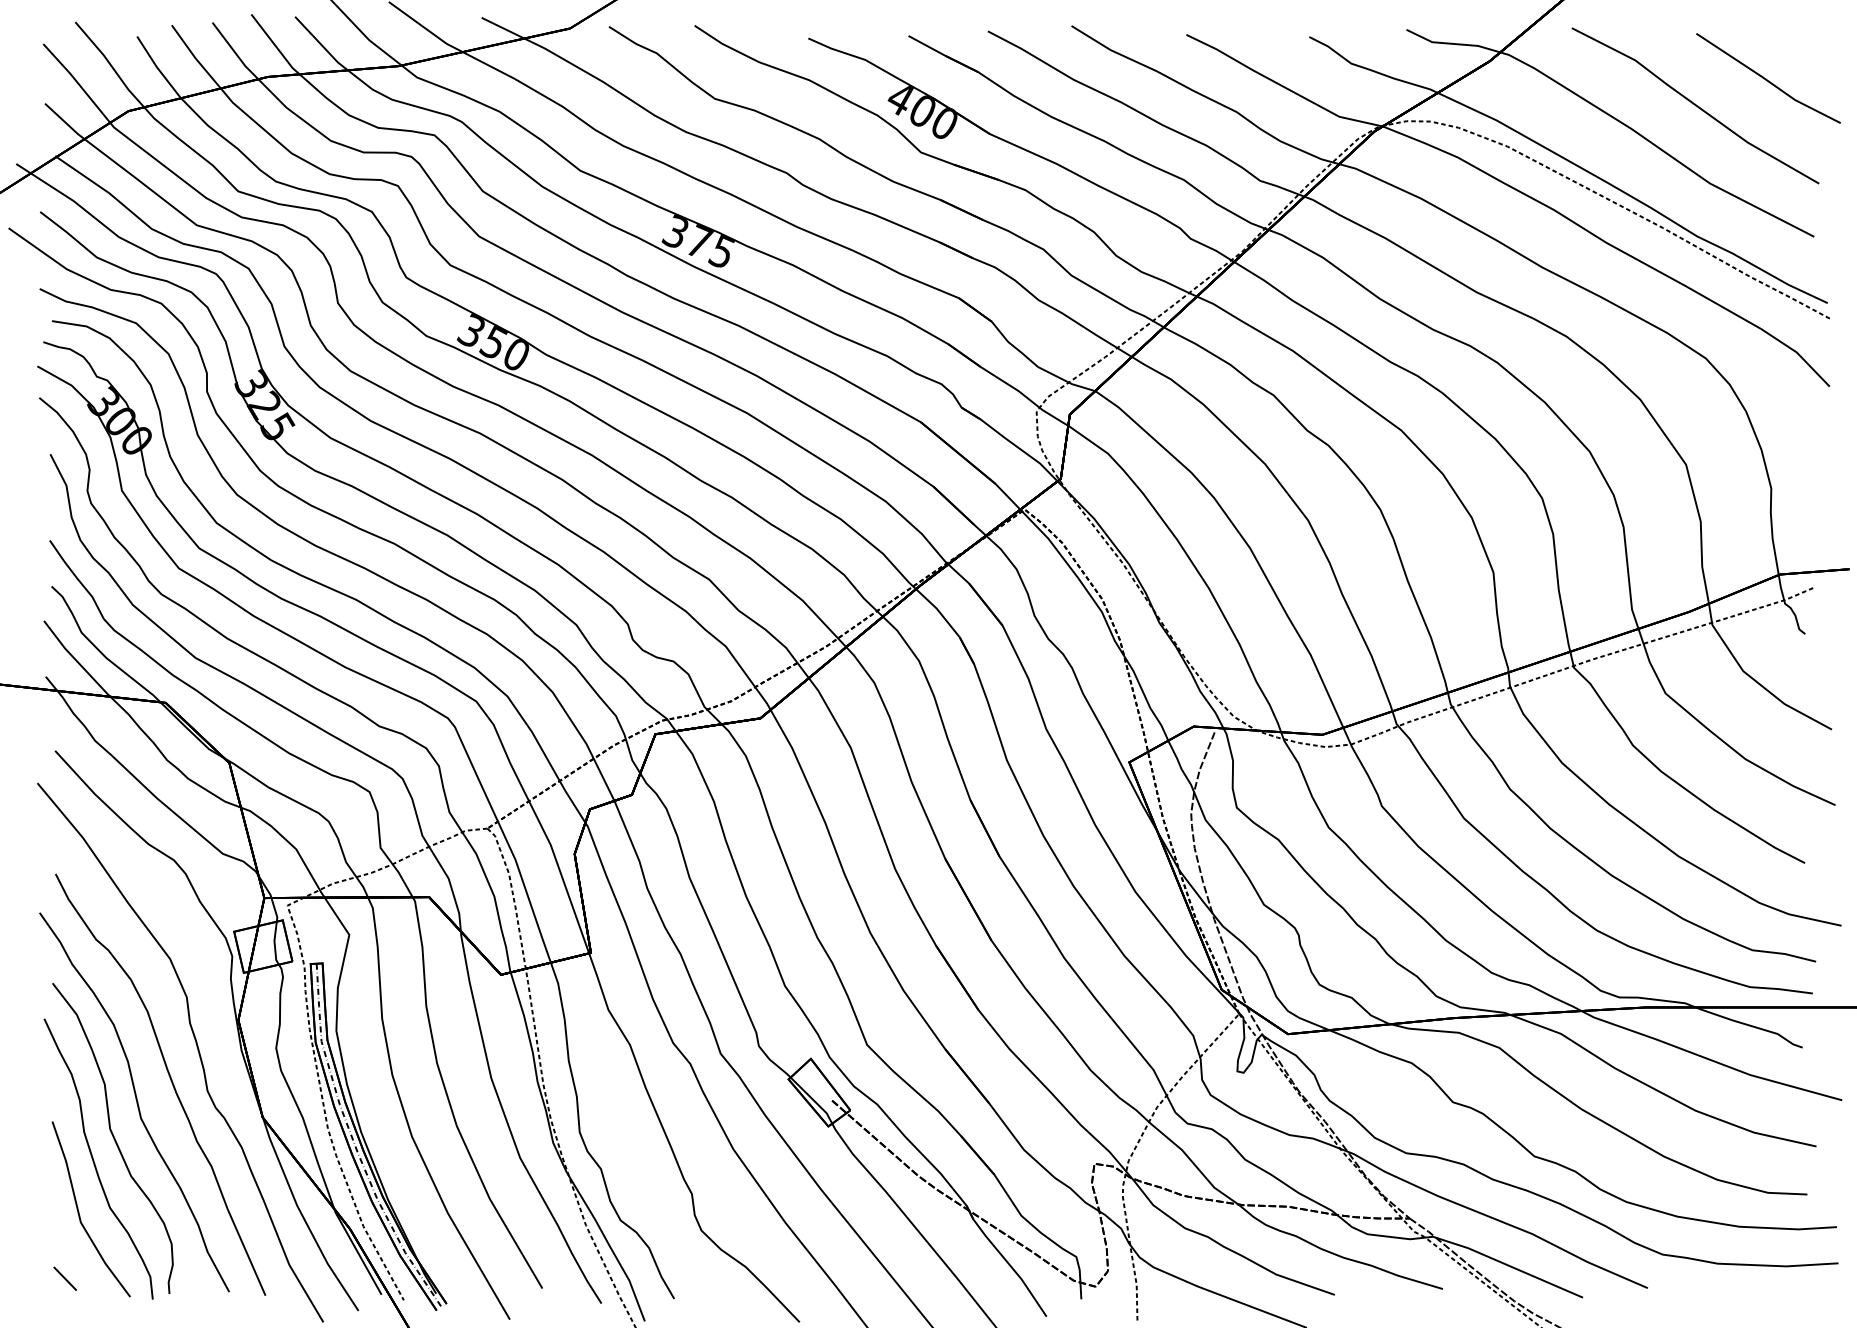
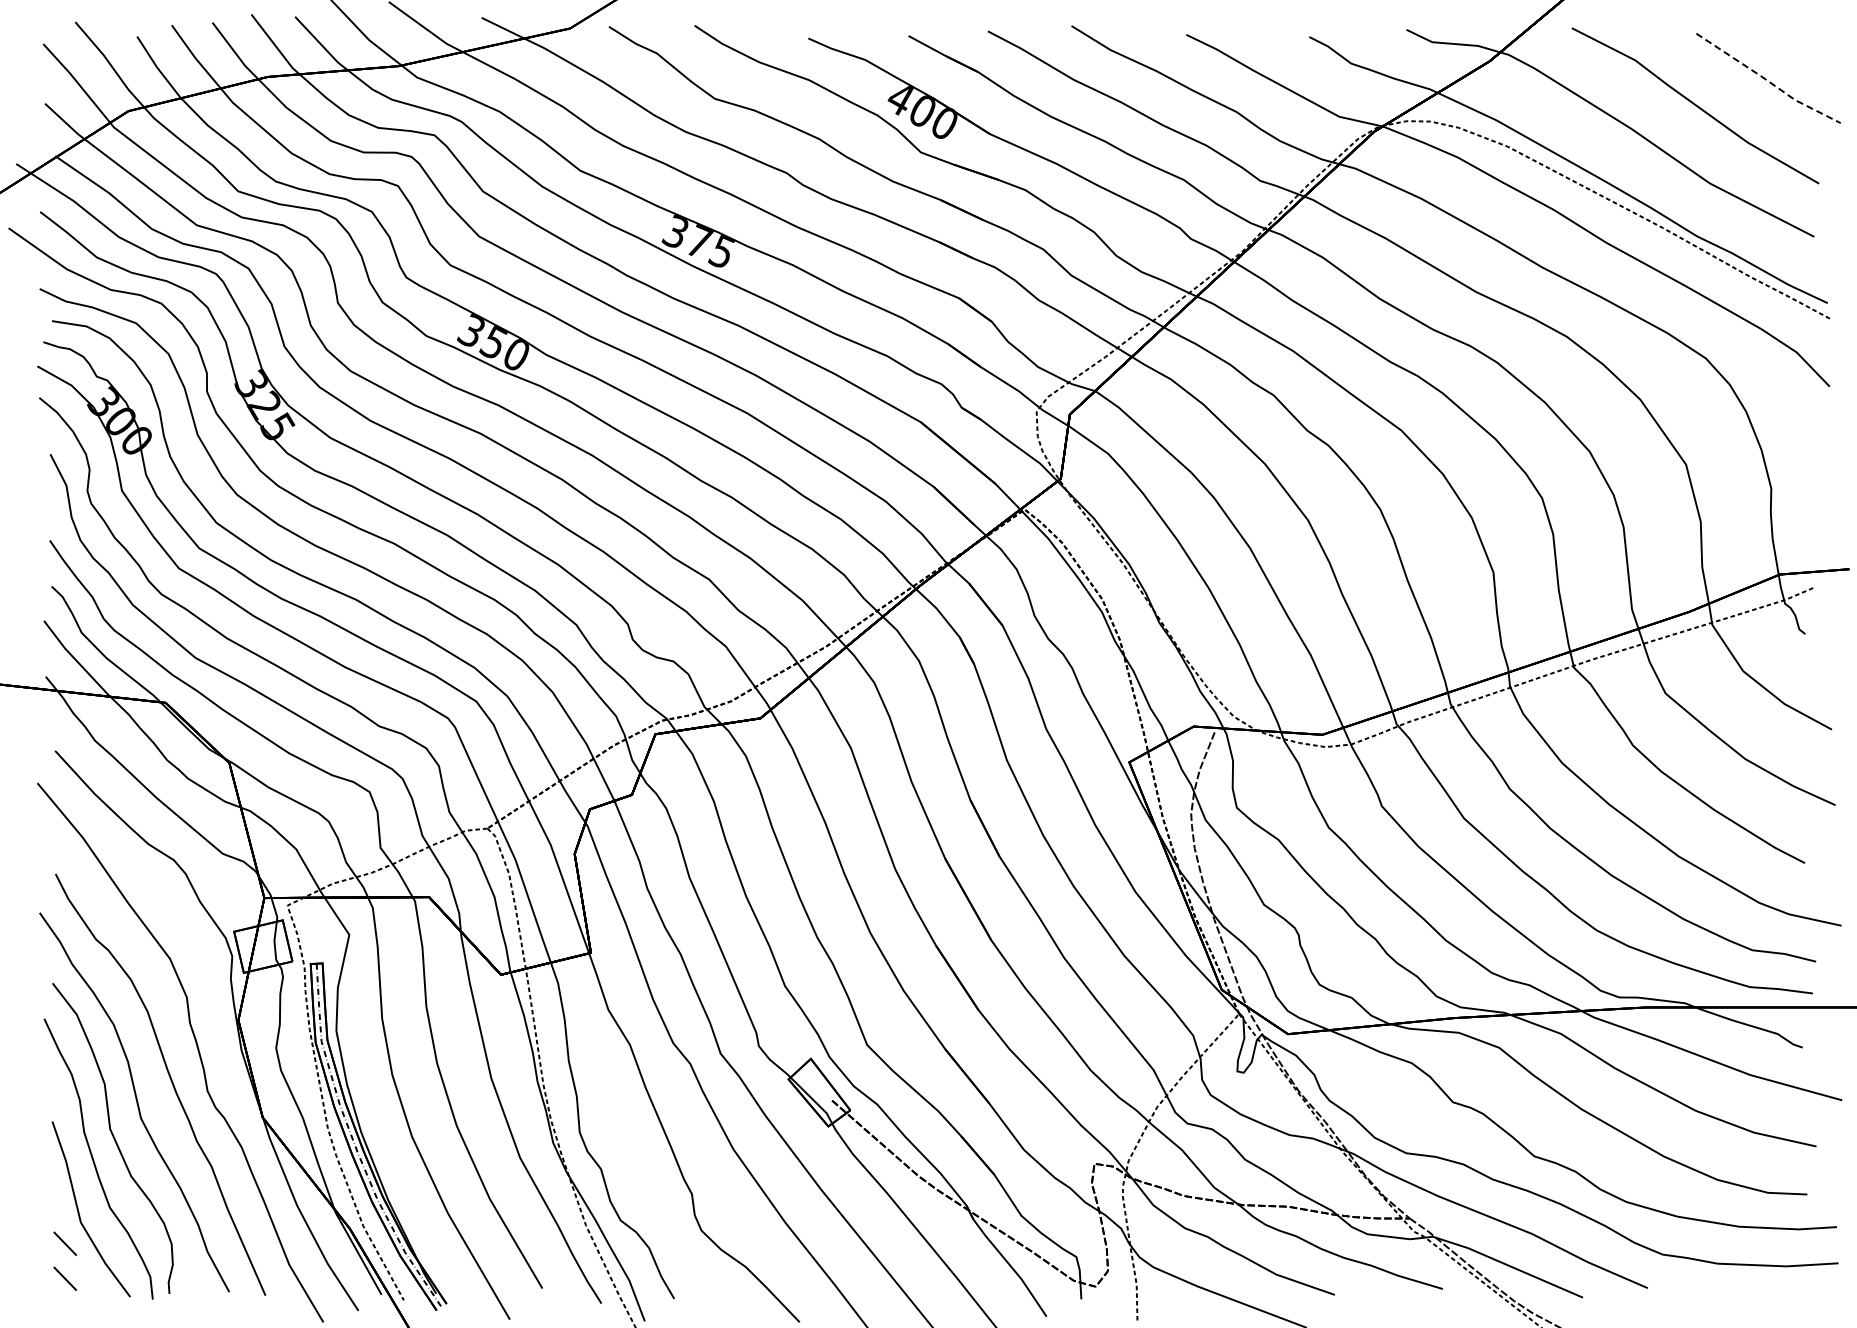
line: solid -> dashed (1767, 80)
line: none -> present (64, 1243)
